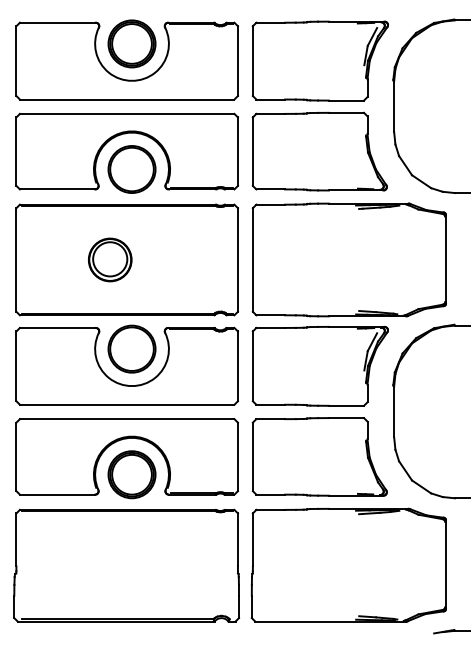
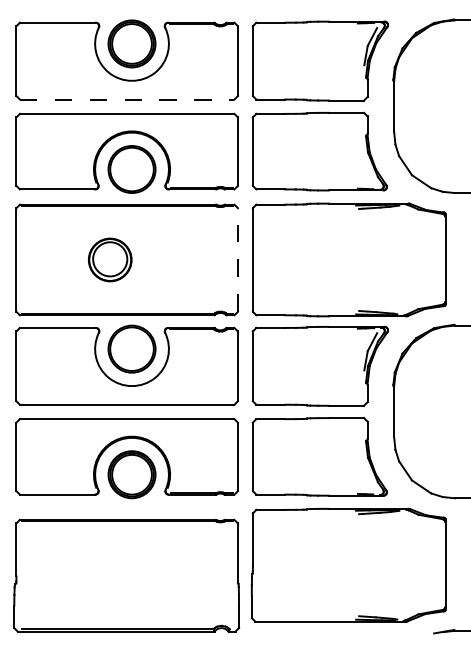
line: solid -> dashed (127, 99)
line: solid -> dashed (237, 259)
part position: (126, 565) -> (126, 575) (126, 575)
